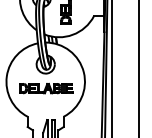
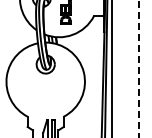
line: solid -> dashed (139, 69)
part: present -> none (46, 88)
